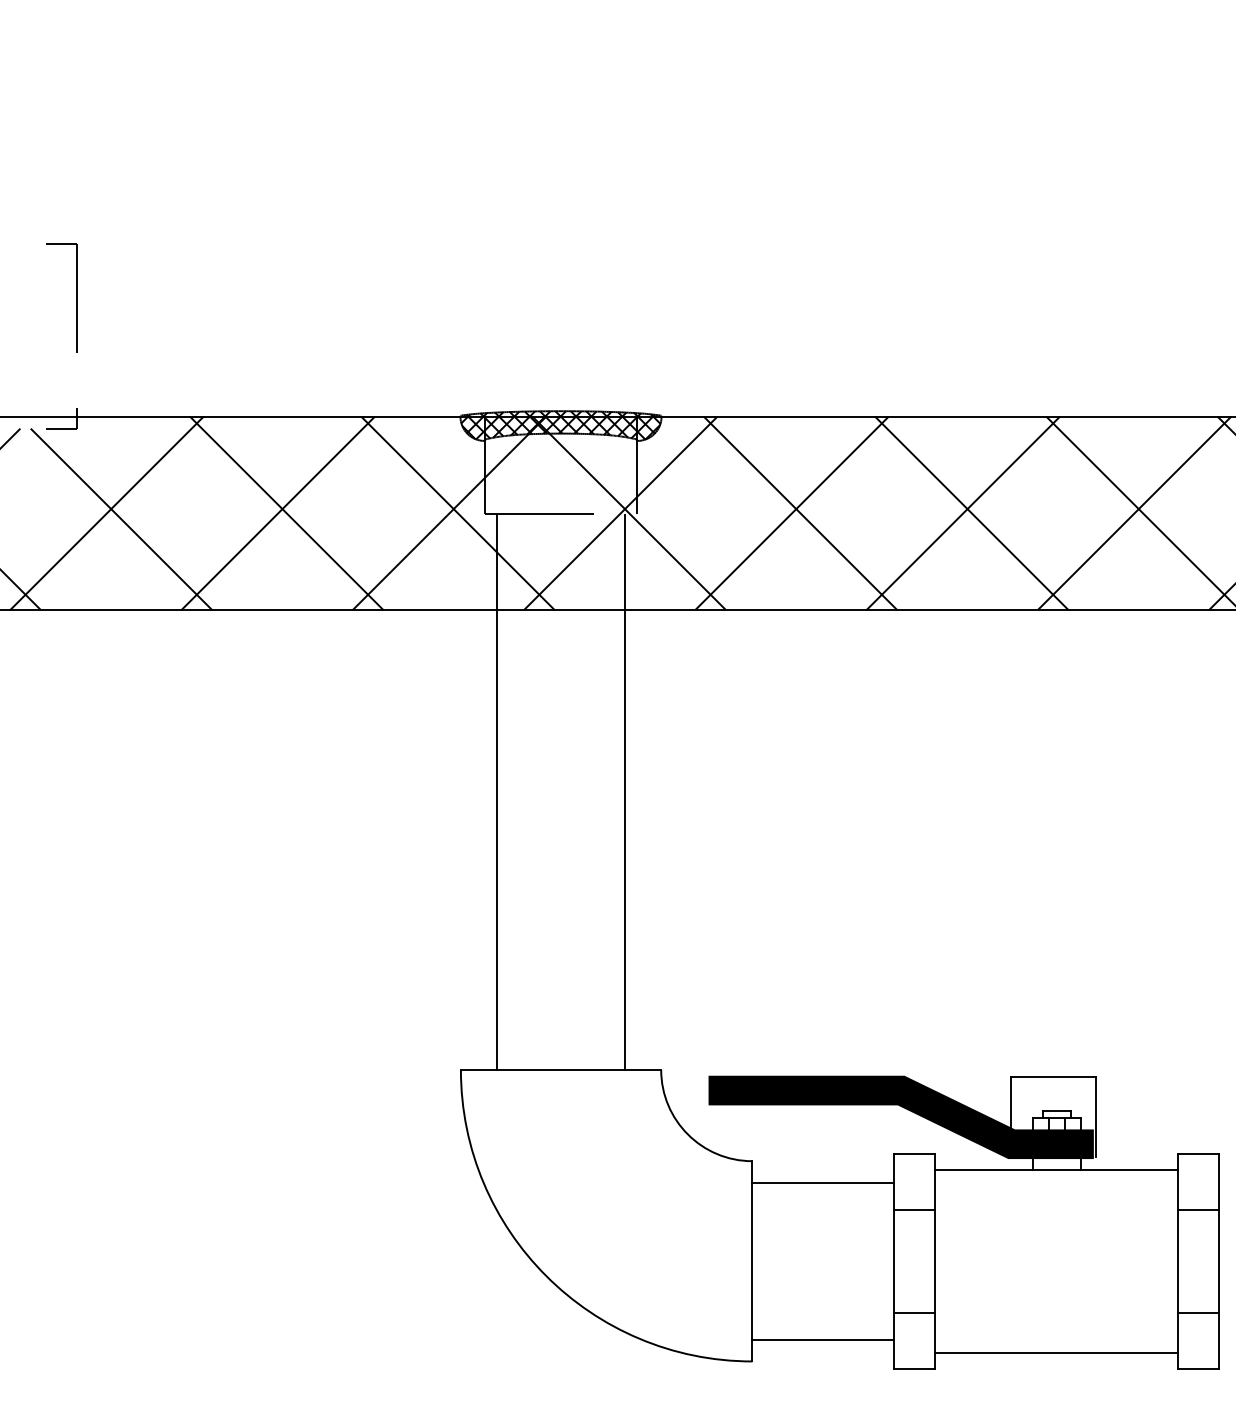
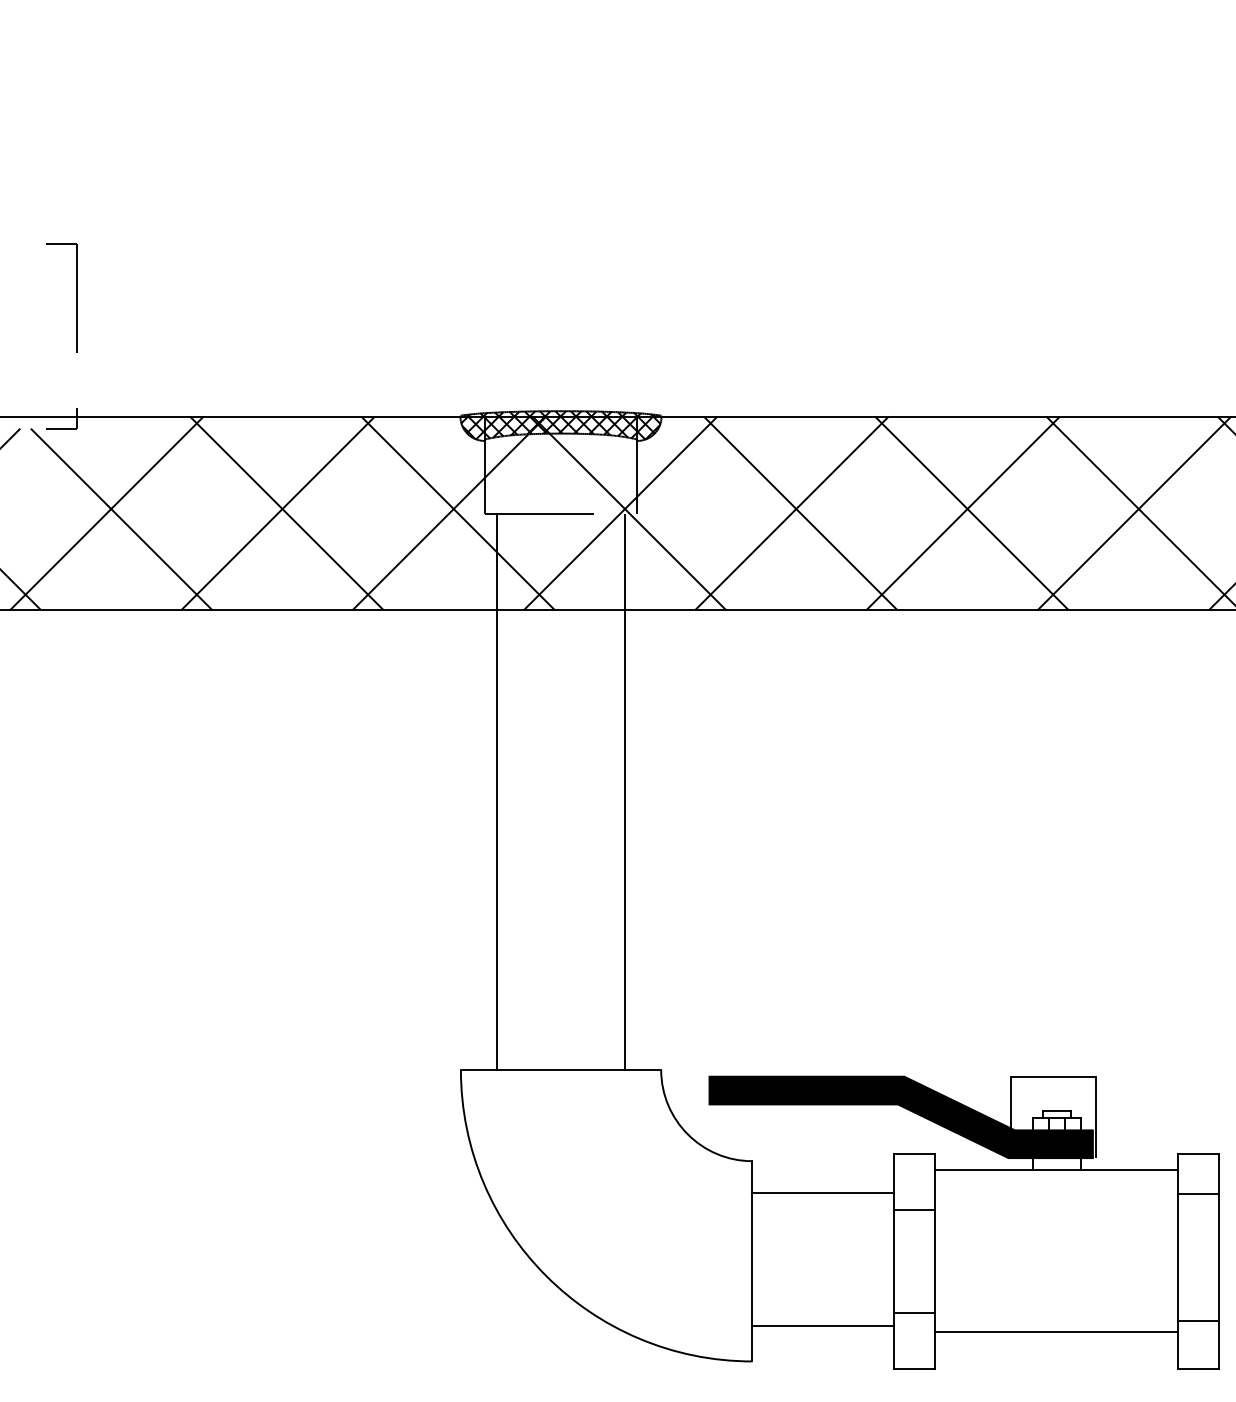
line position: (823, 1182) -> (823, 1192) (823, 1192)
line position: (1198, 1209) -> (1198, 1193) (1198, 1193)
line position: (1198, 1312) -> (1198, 1320) (1198, 1320)
line position: (823, 1340) -> (823, 1326) (823, 1326)
line position: (1056, 1353) -> (1056, 1332) (1056, 1332)
